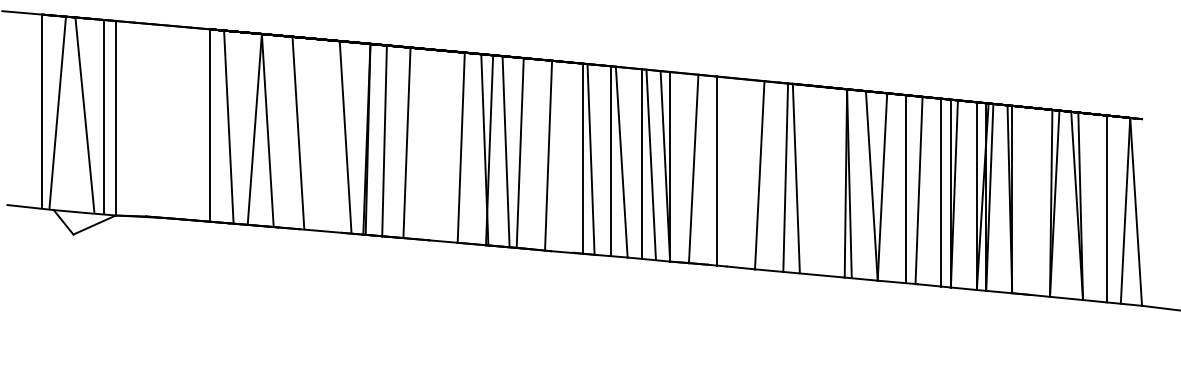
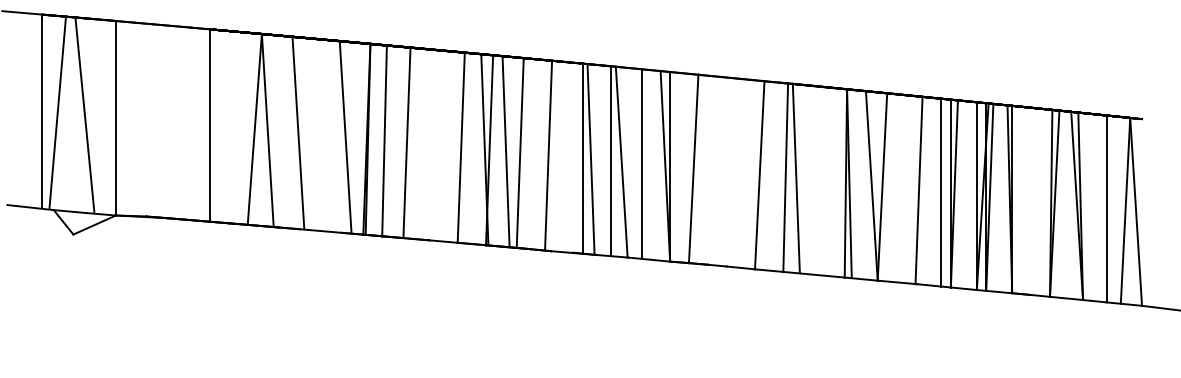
line: present -> none (103, 115)
line: present -> none (228, 126)
line: present -> none (650, 164)
line: present -> none (717, 170)
line: present -> none (906, 189)
